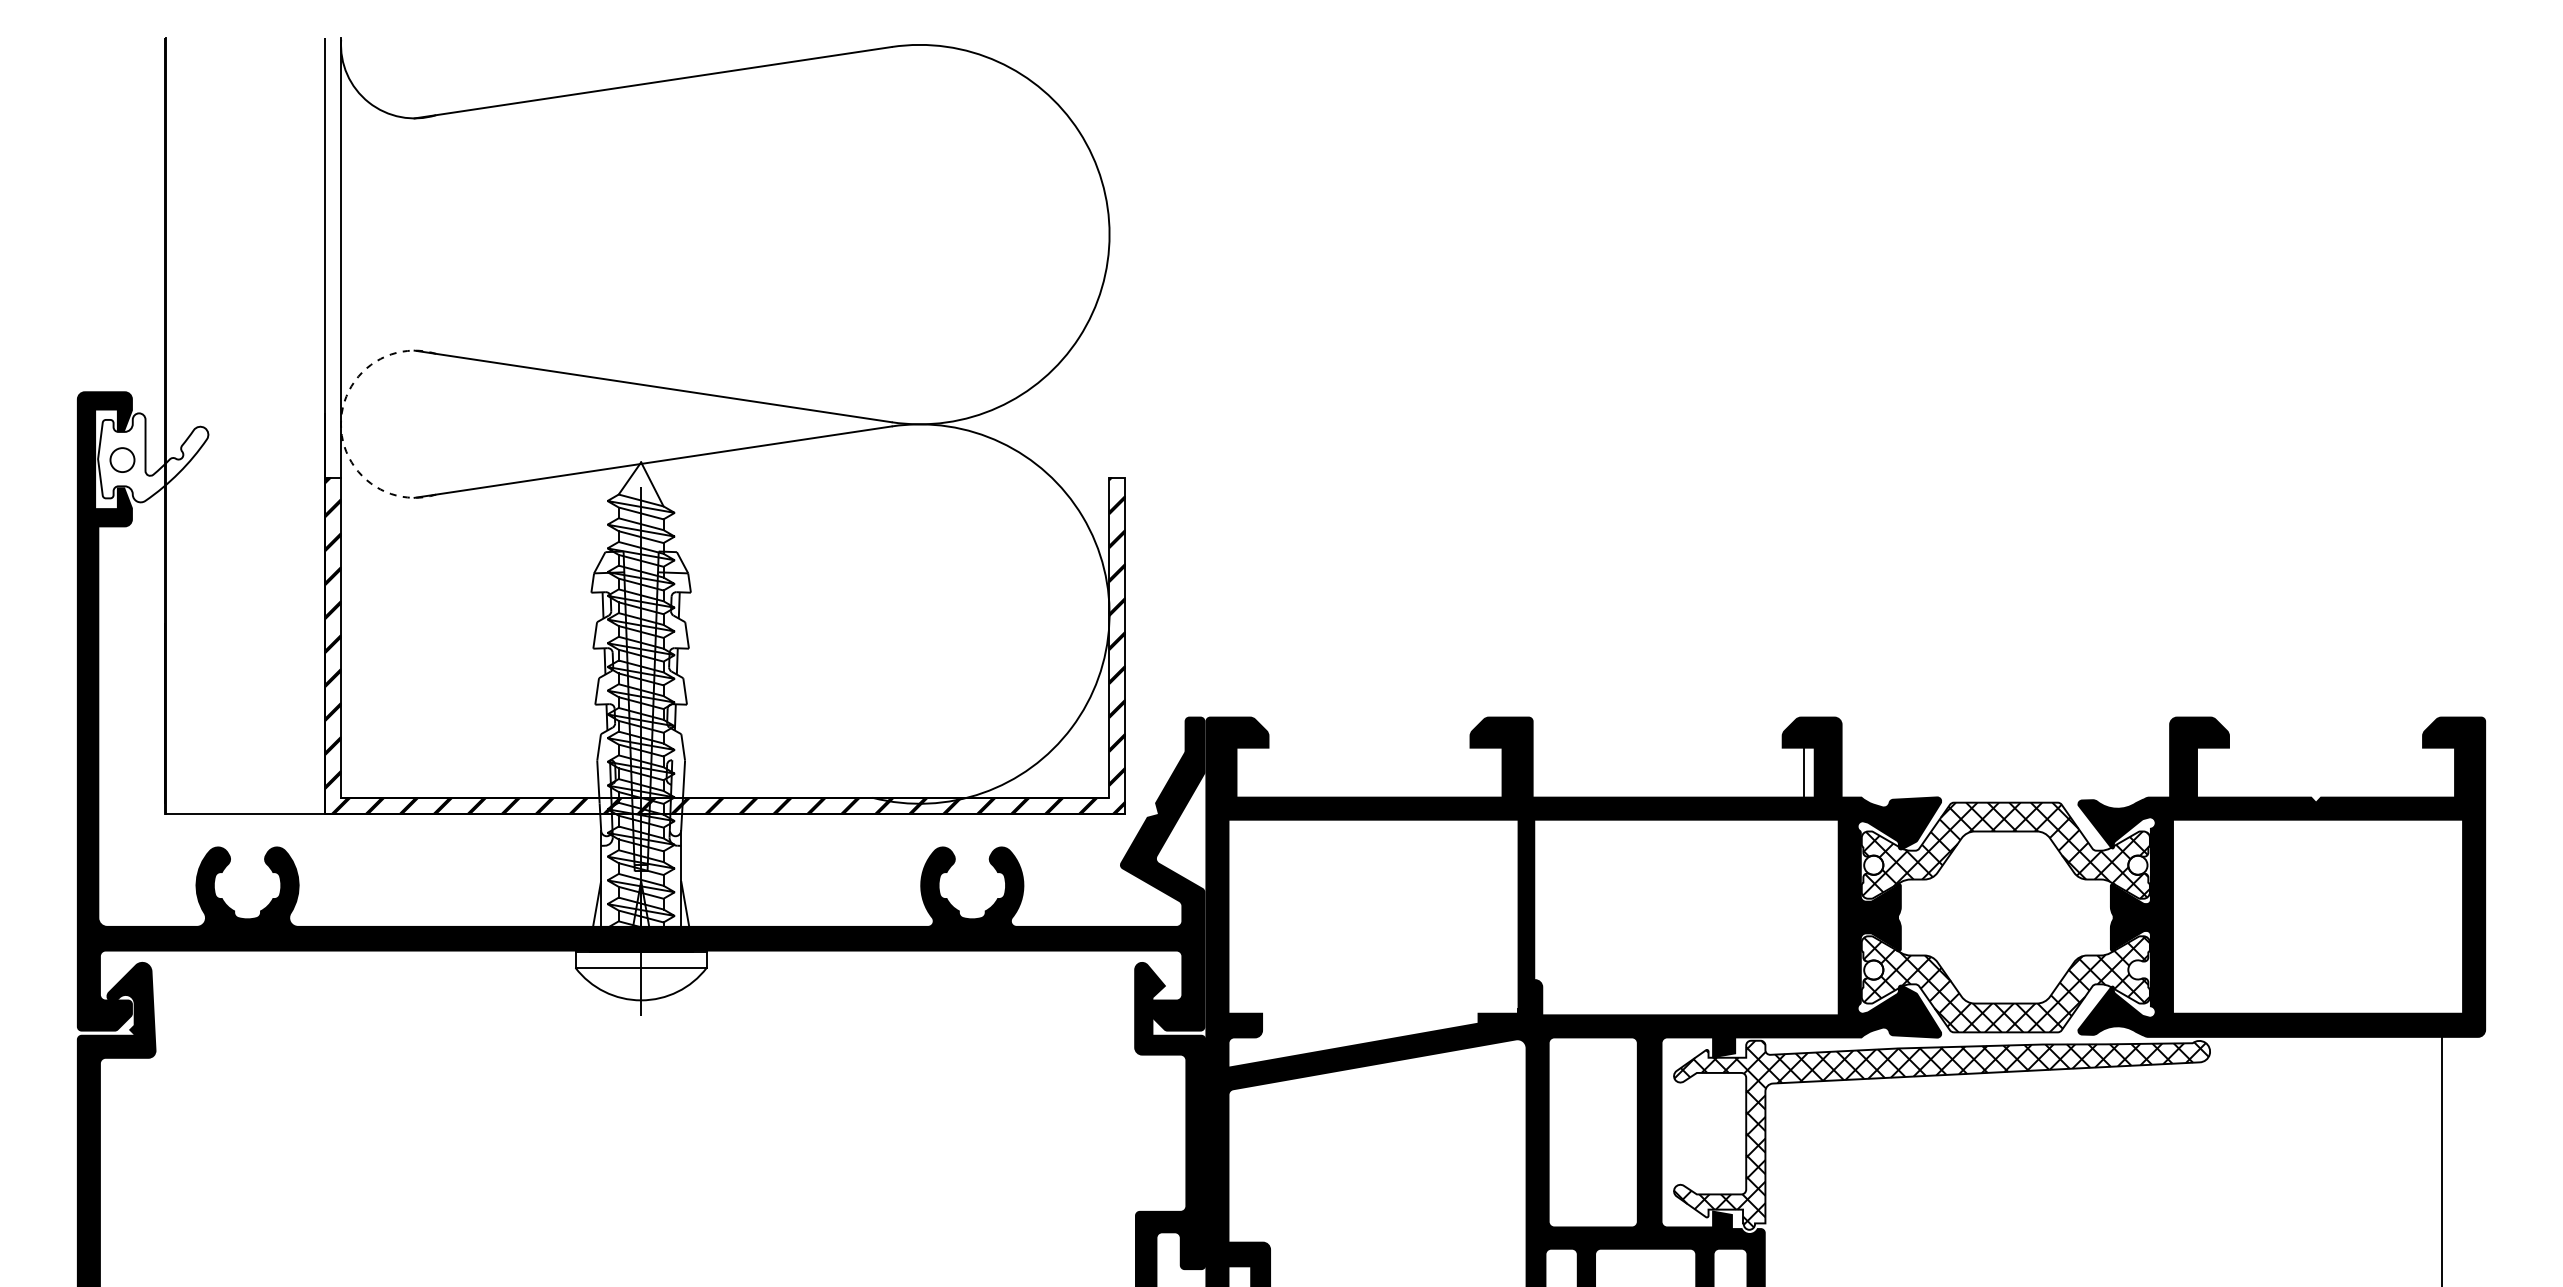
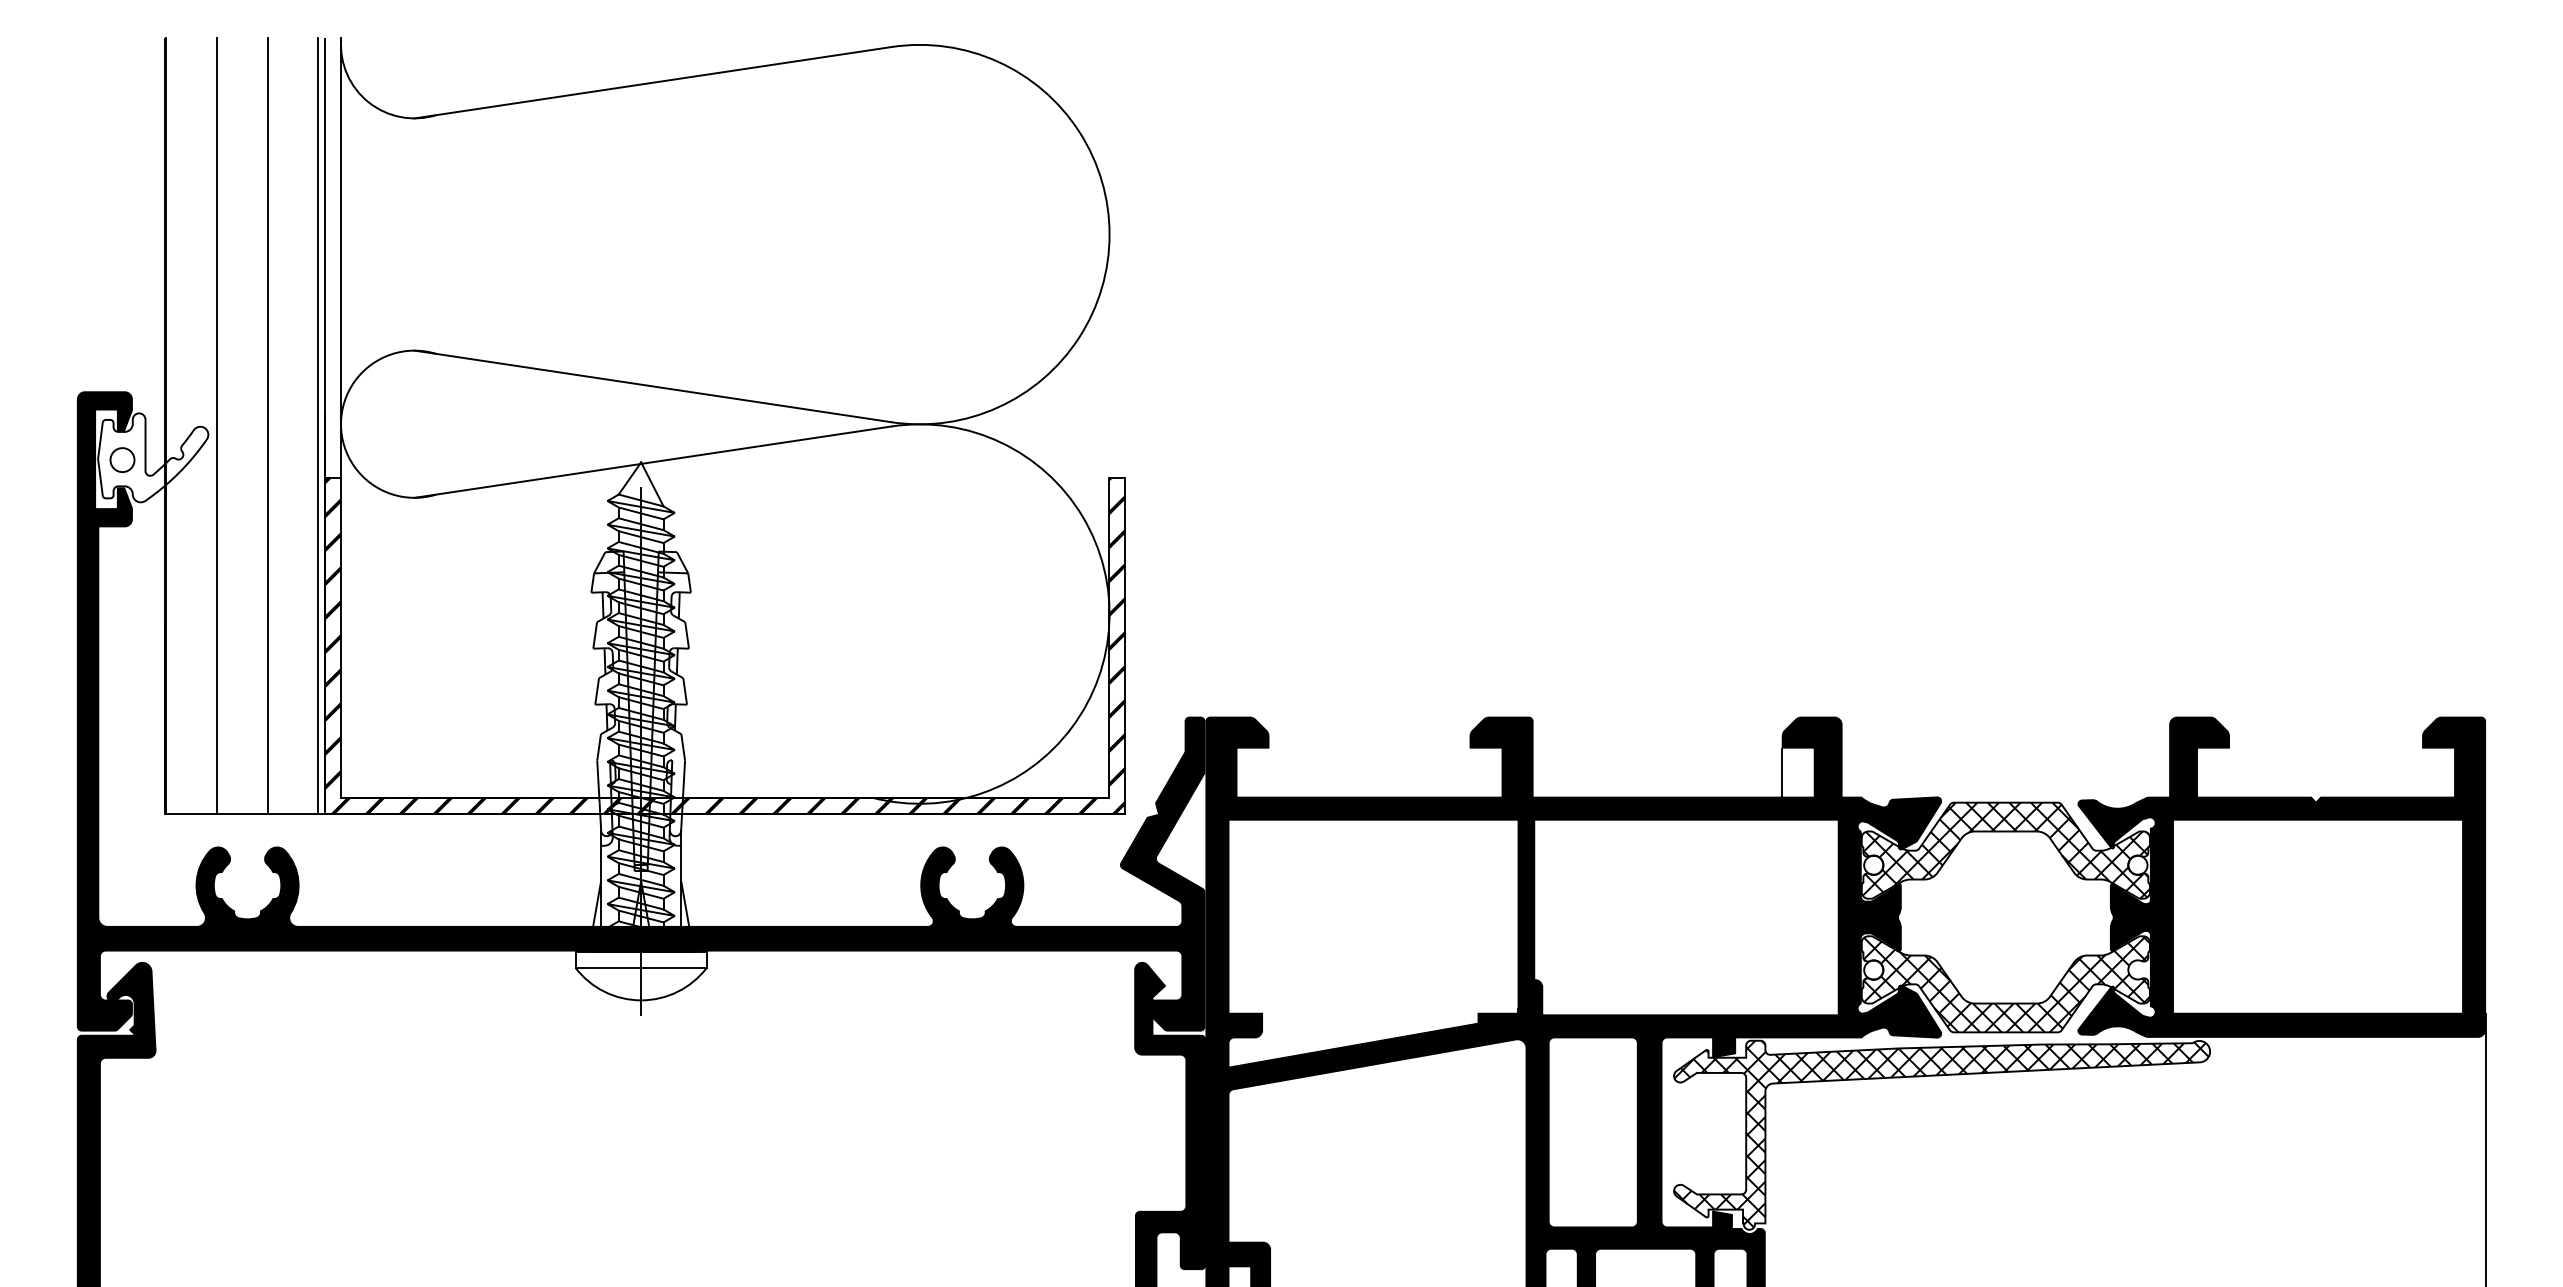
arc: dashed -> solid (341, 424)
line: none -> present (216, 425)
line: none -> present (267, 425)
line: none -> present (318, 425)
line position: (1803, 772) -> (1781, 772) (1781, 772)
line position: (2442, 1148) -> (2486, 1148) (2486, 1148)
